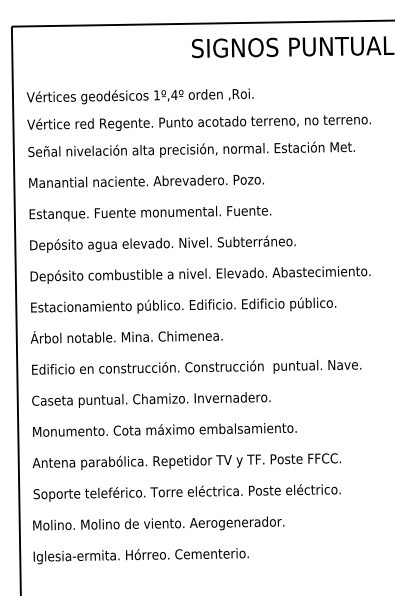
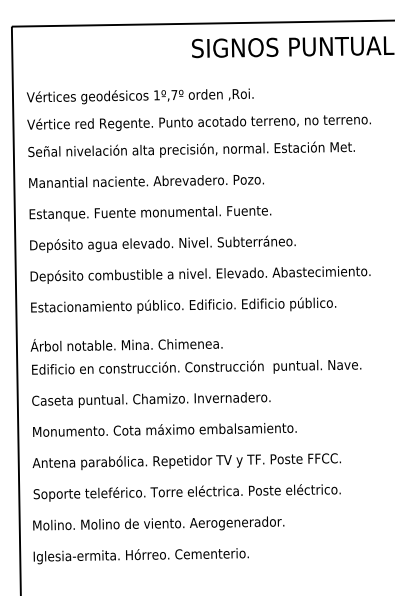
text: 1º,4º -> 1º,7º (174, 94)
text position: (126, 337) -> (126, 345) (126, 345)
